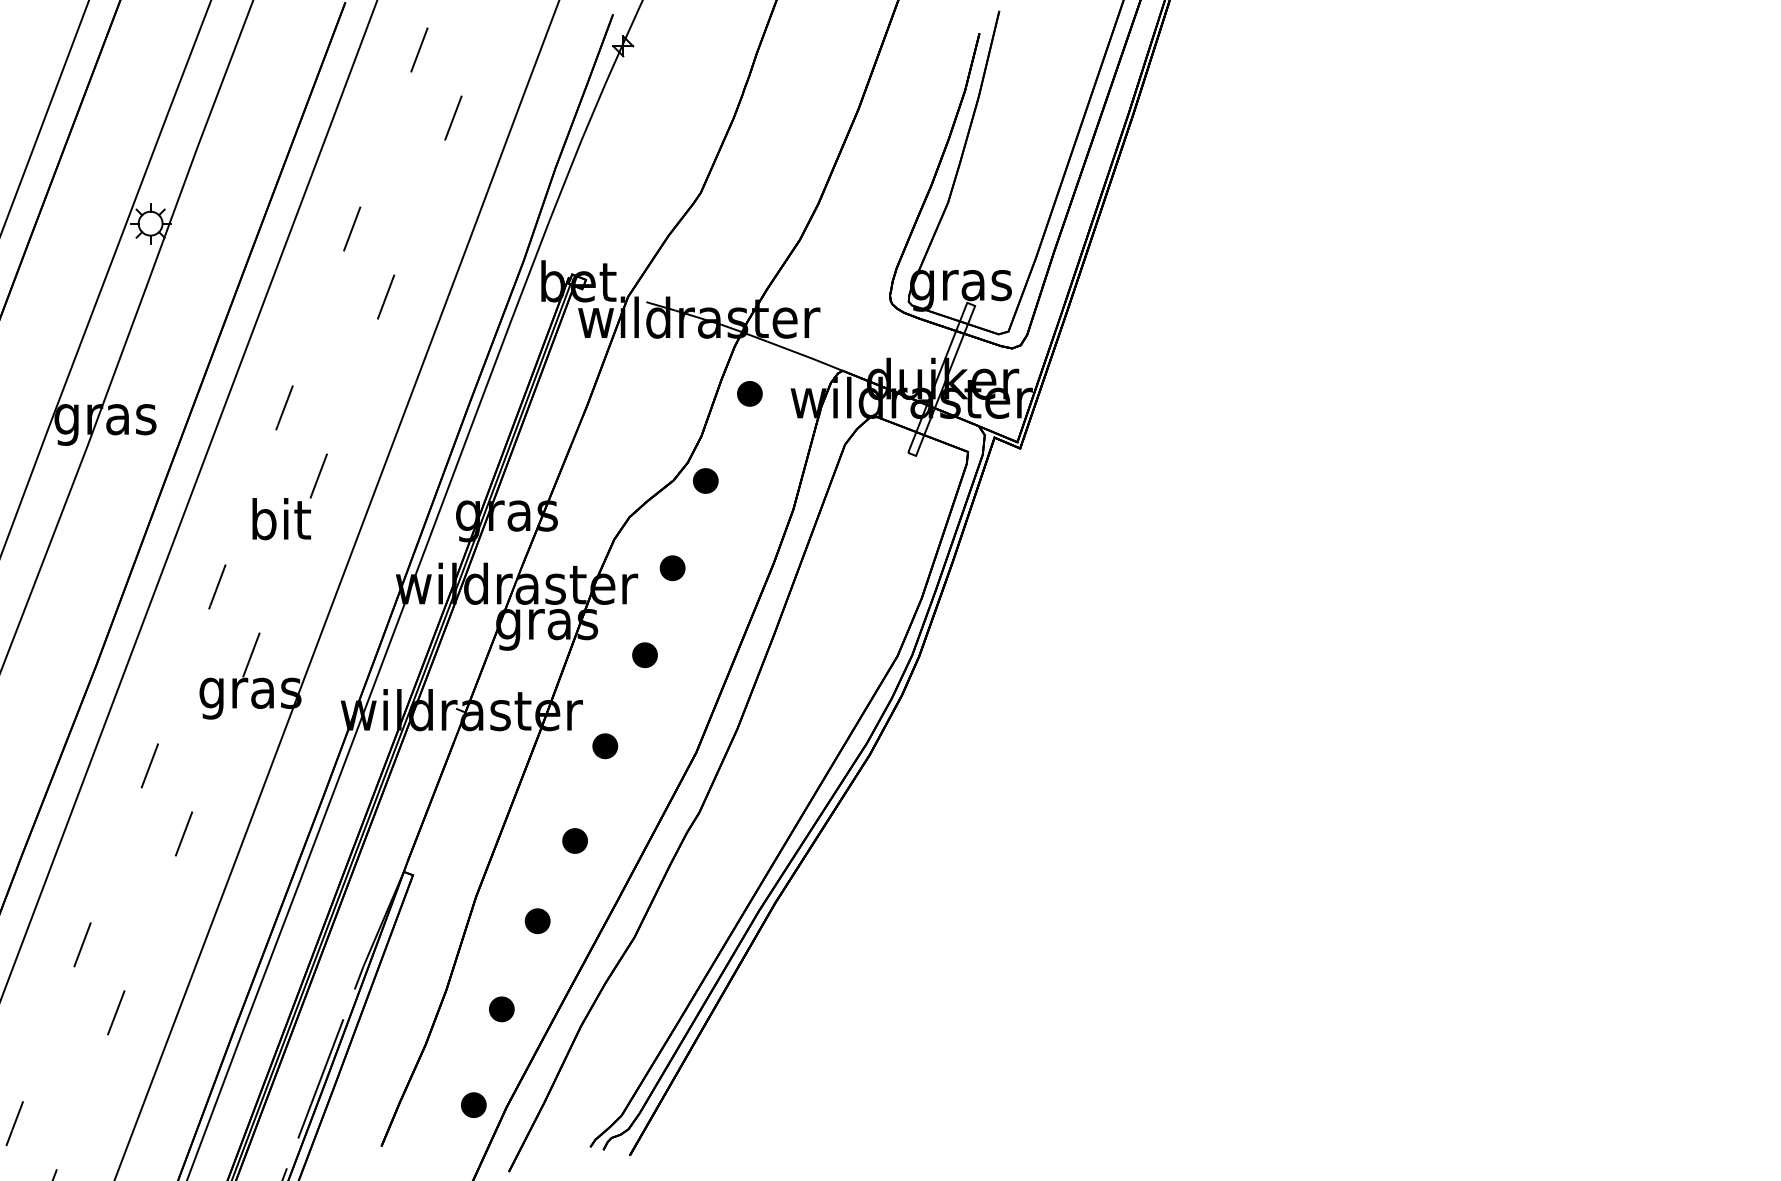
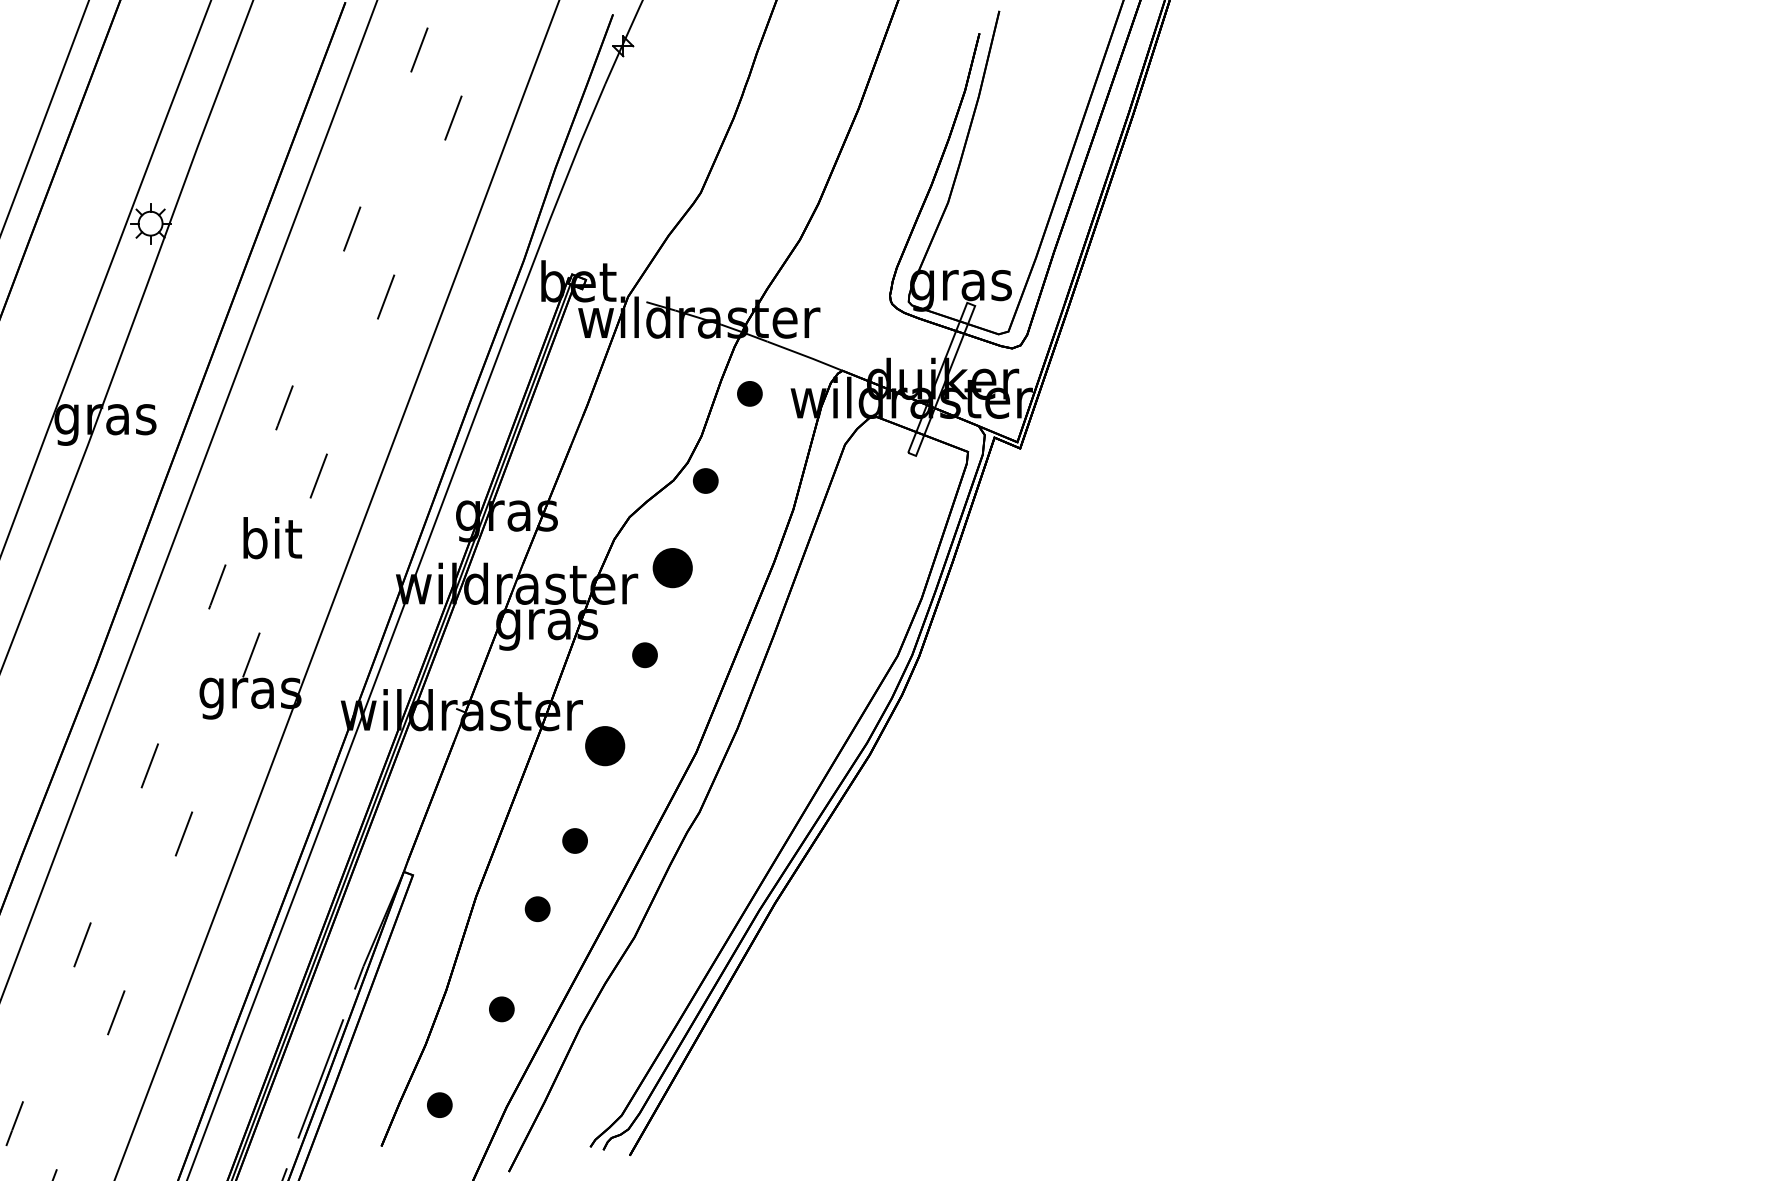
text position: (281, 519) -> (272, 538) (272, 538)
part size: 27x27 px -> 41x41 px (672, 568)
part size: 27x27 px -> 41x41 px (605, 746)
part position: (537, 921) -> (537, 909) (537, 909)
part position: (473, 1104) -> (439, 1104) (439, 1104)
